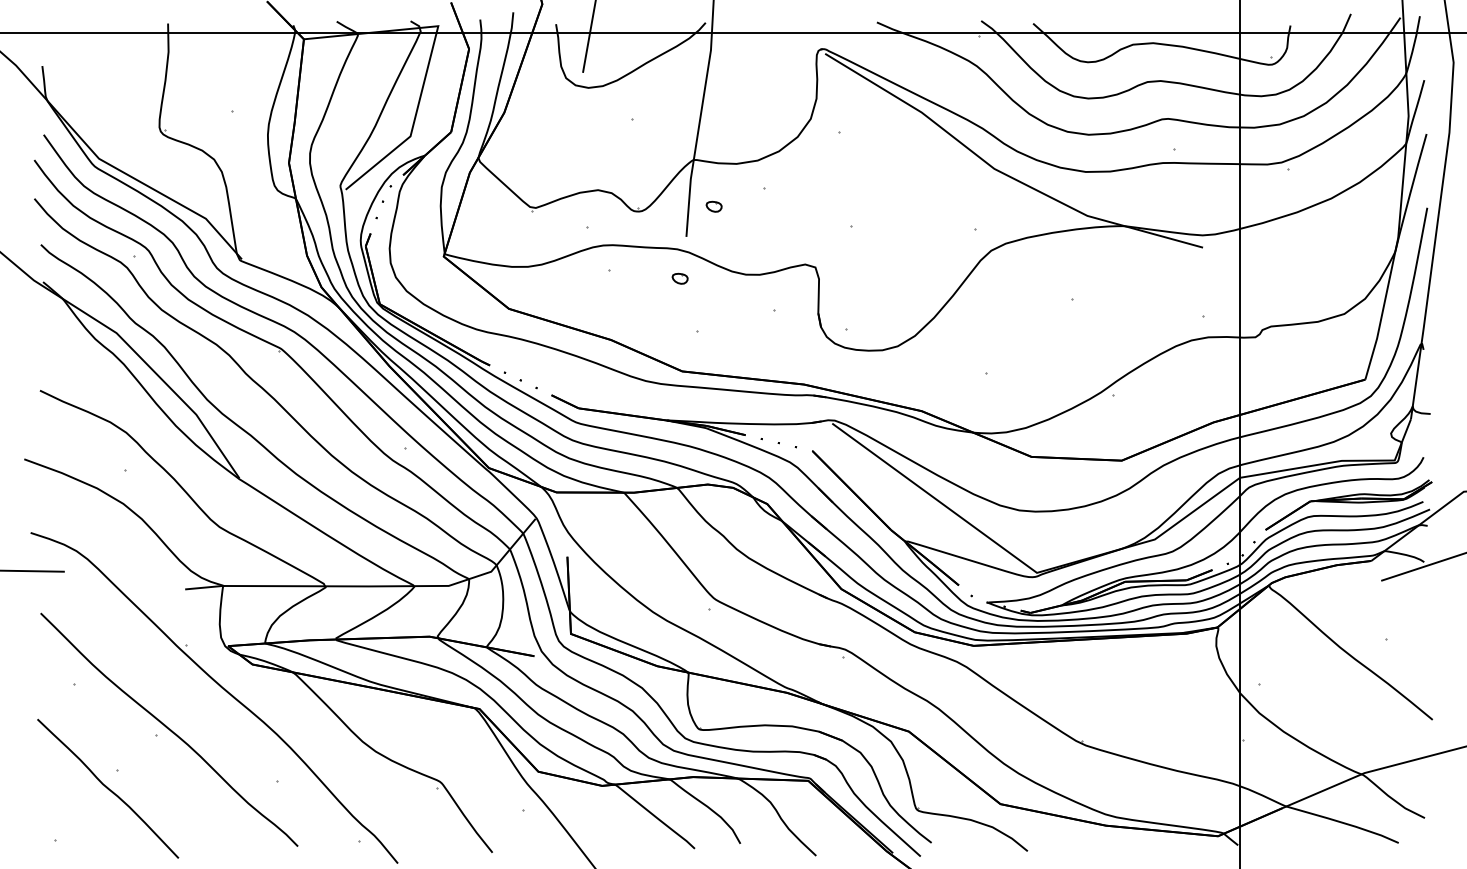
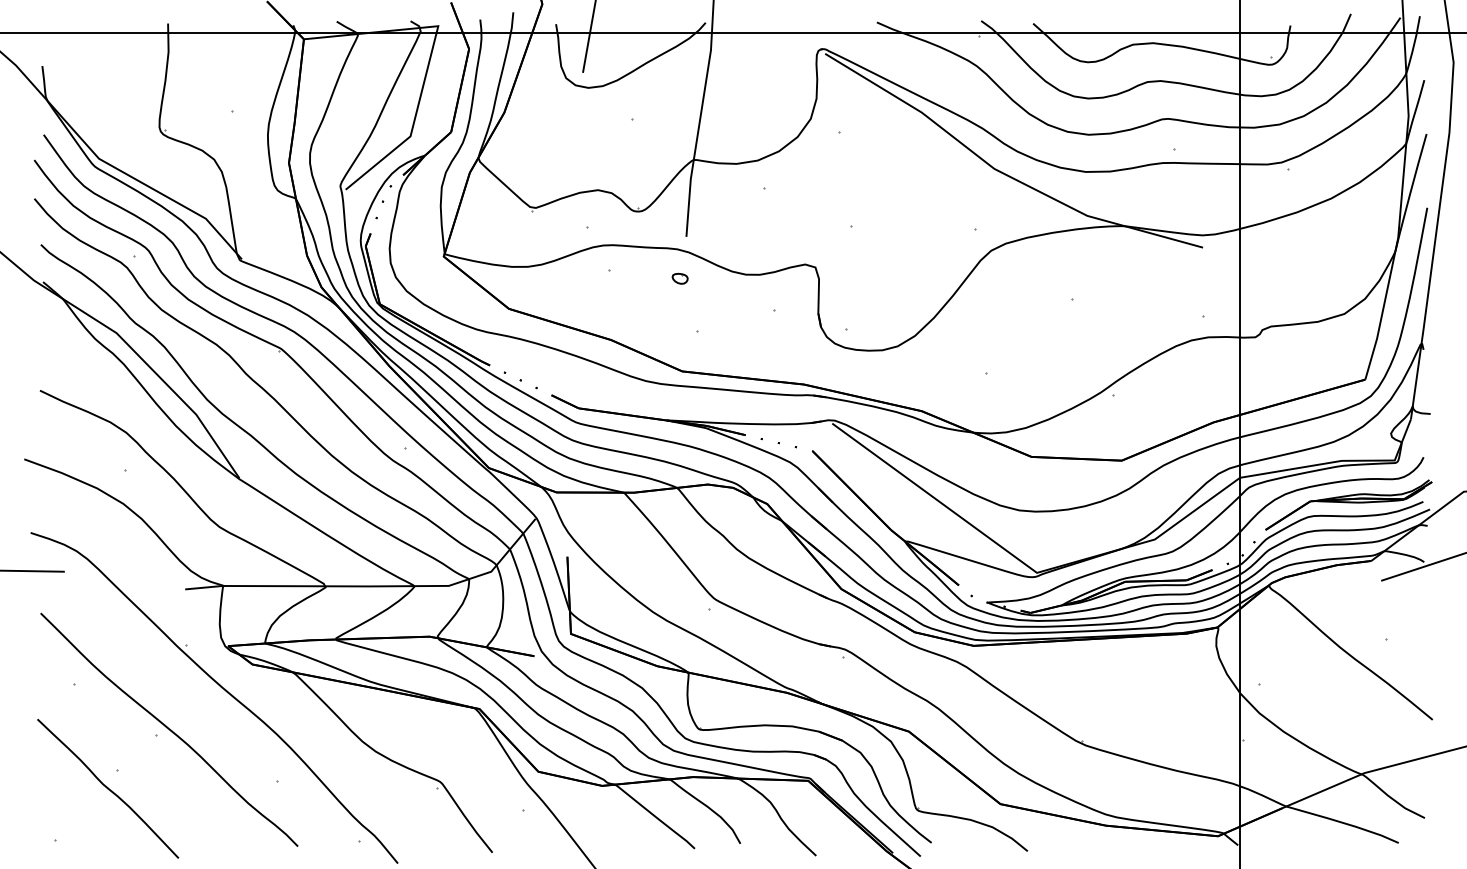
part: present -> none (713, 206)
